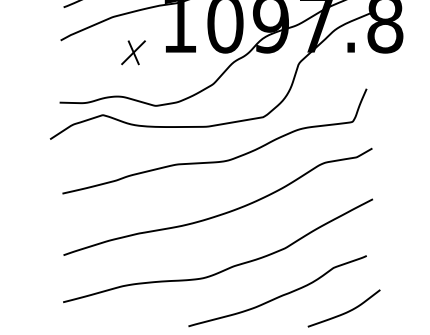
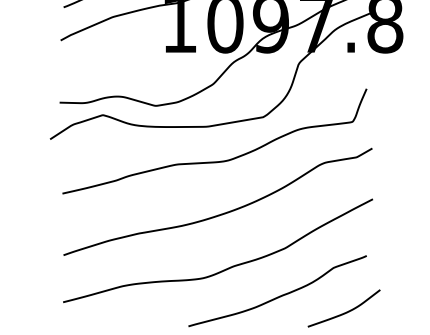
part: present -> none (133, 52)
